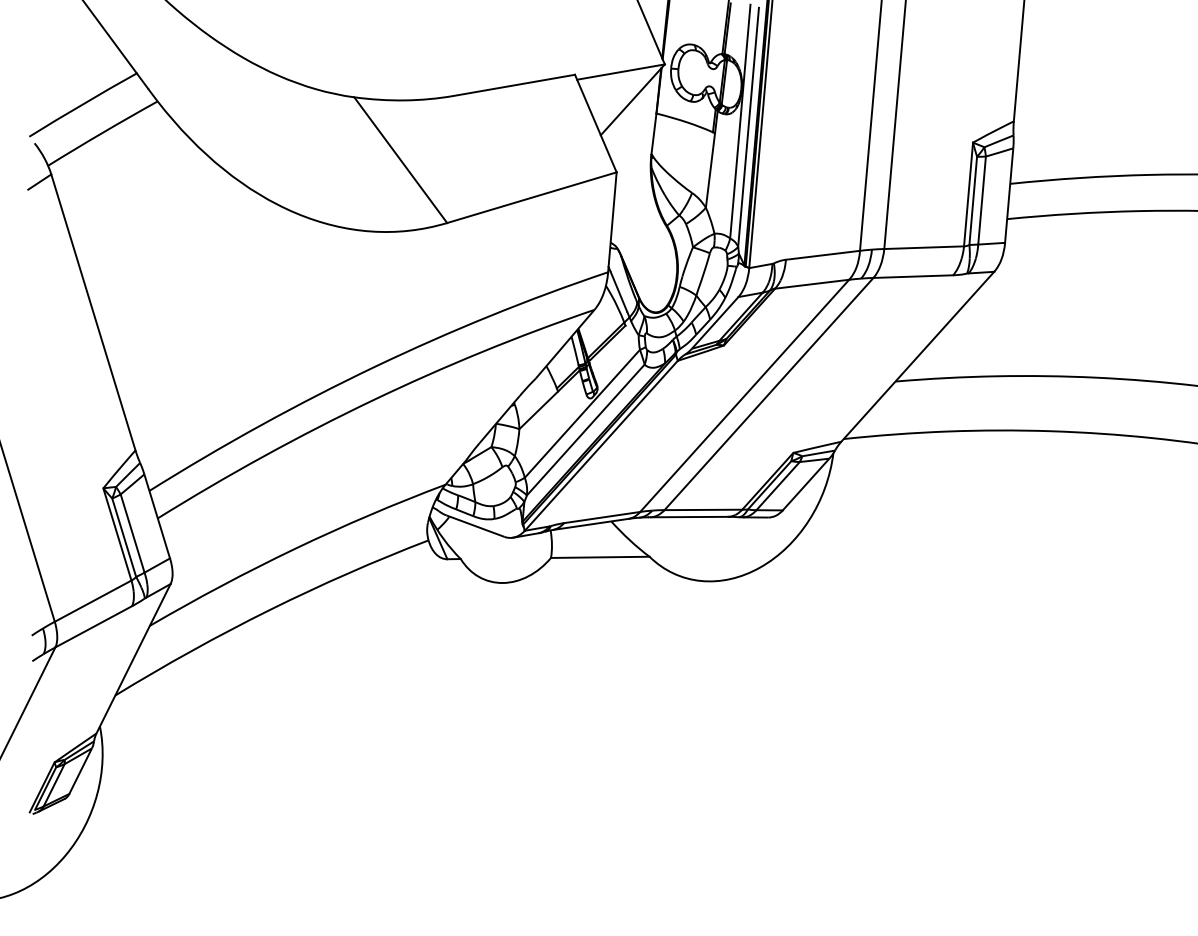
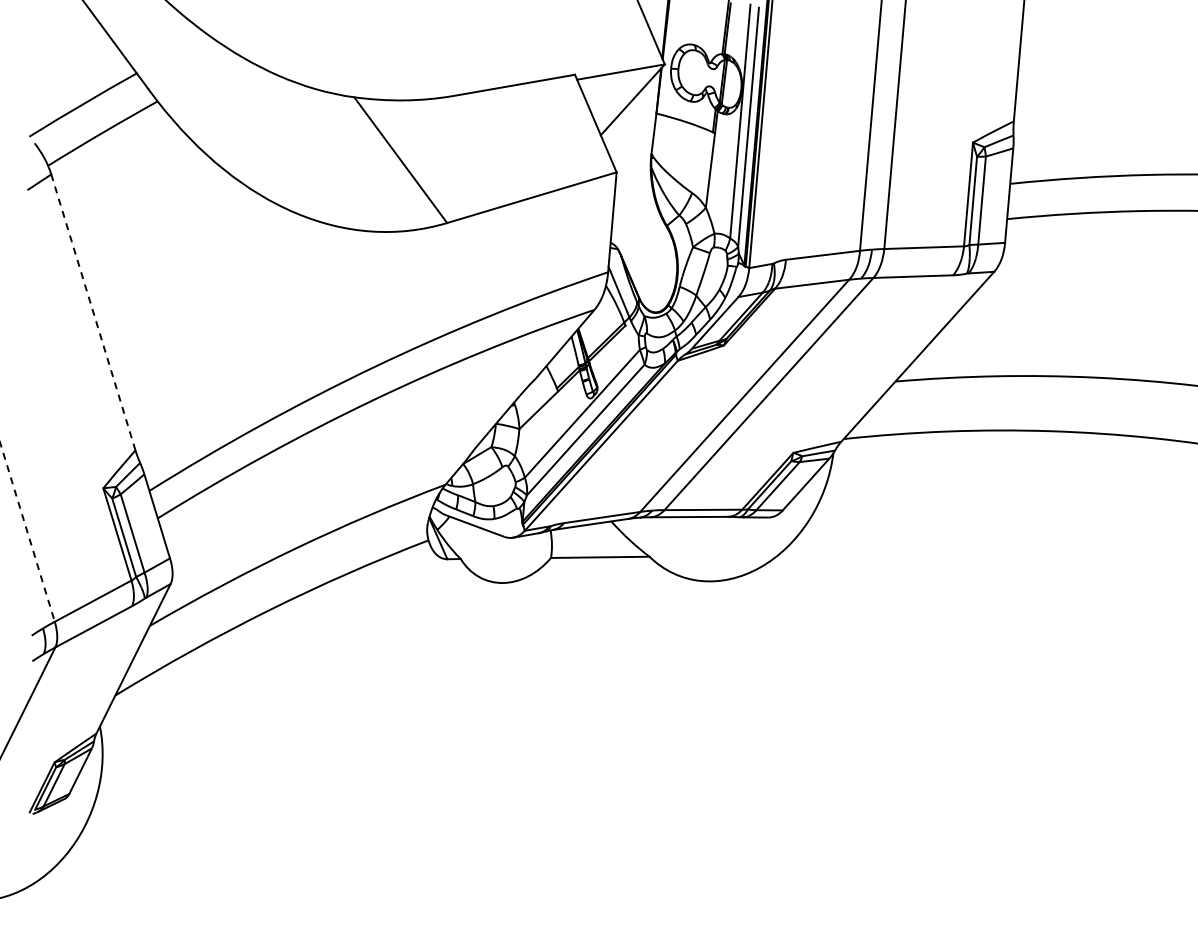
line: solid -> dashed (93, 311)
line: solid -> dashed (27, 532)
